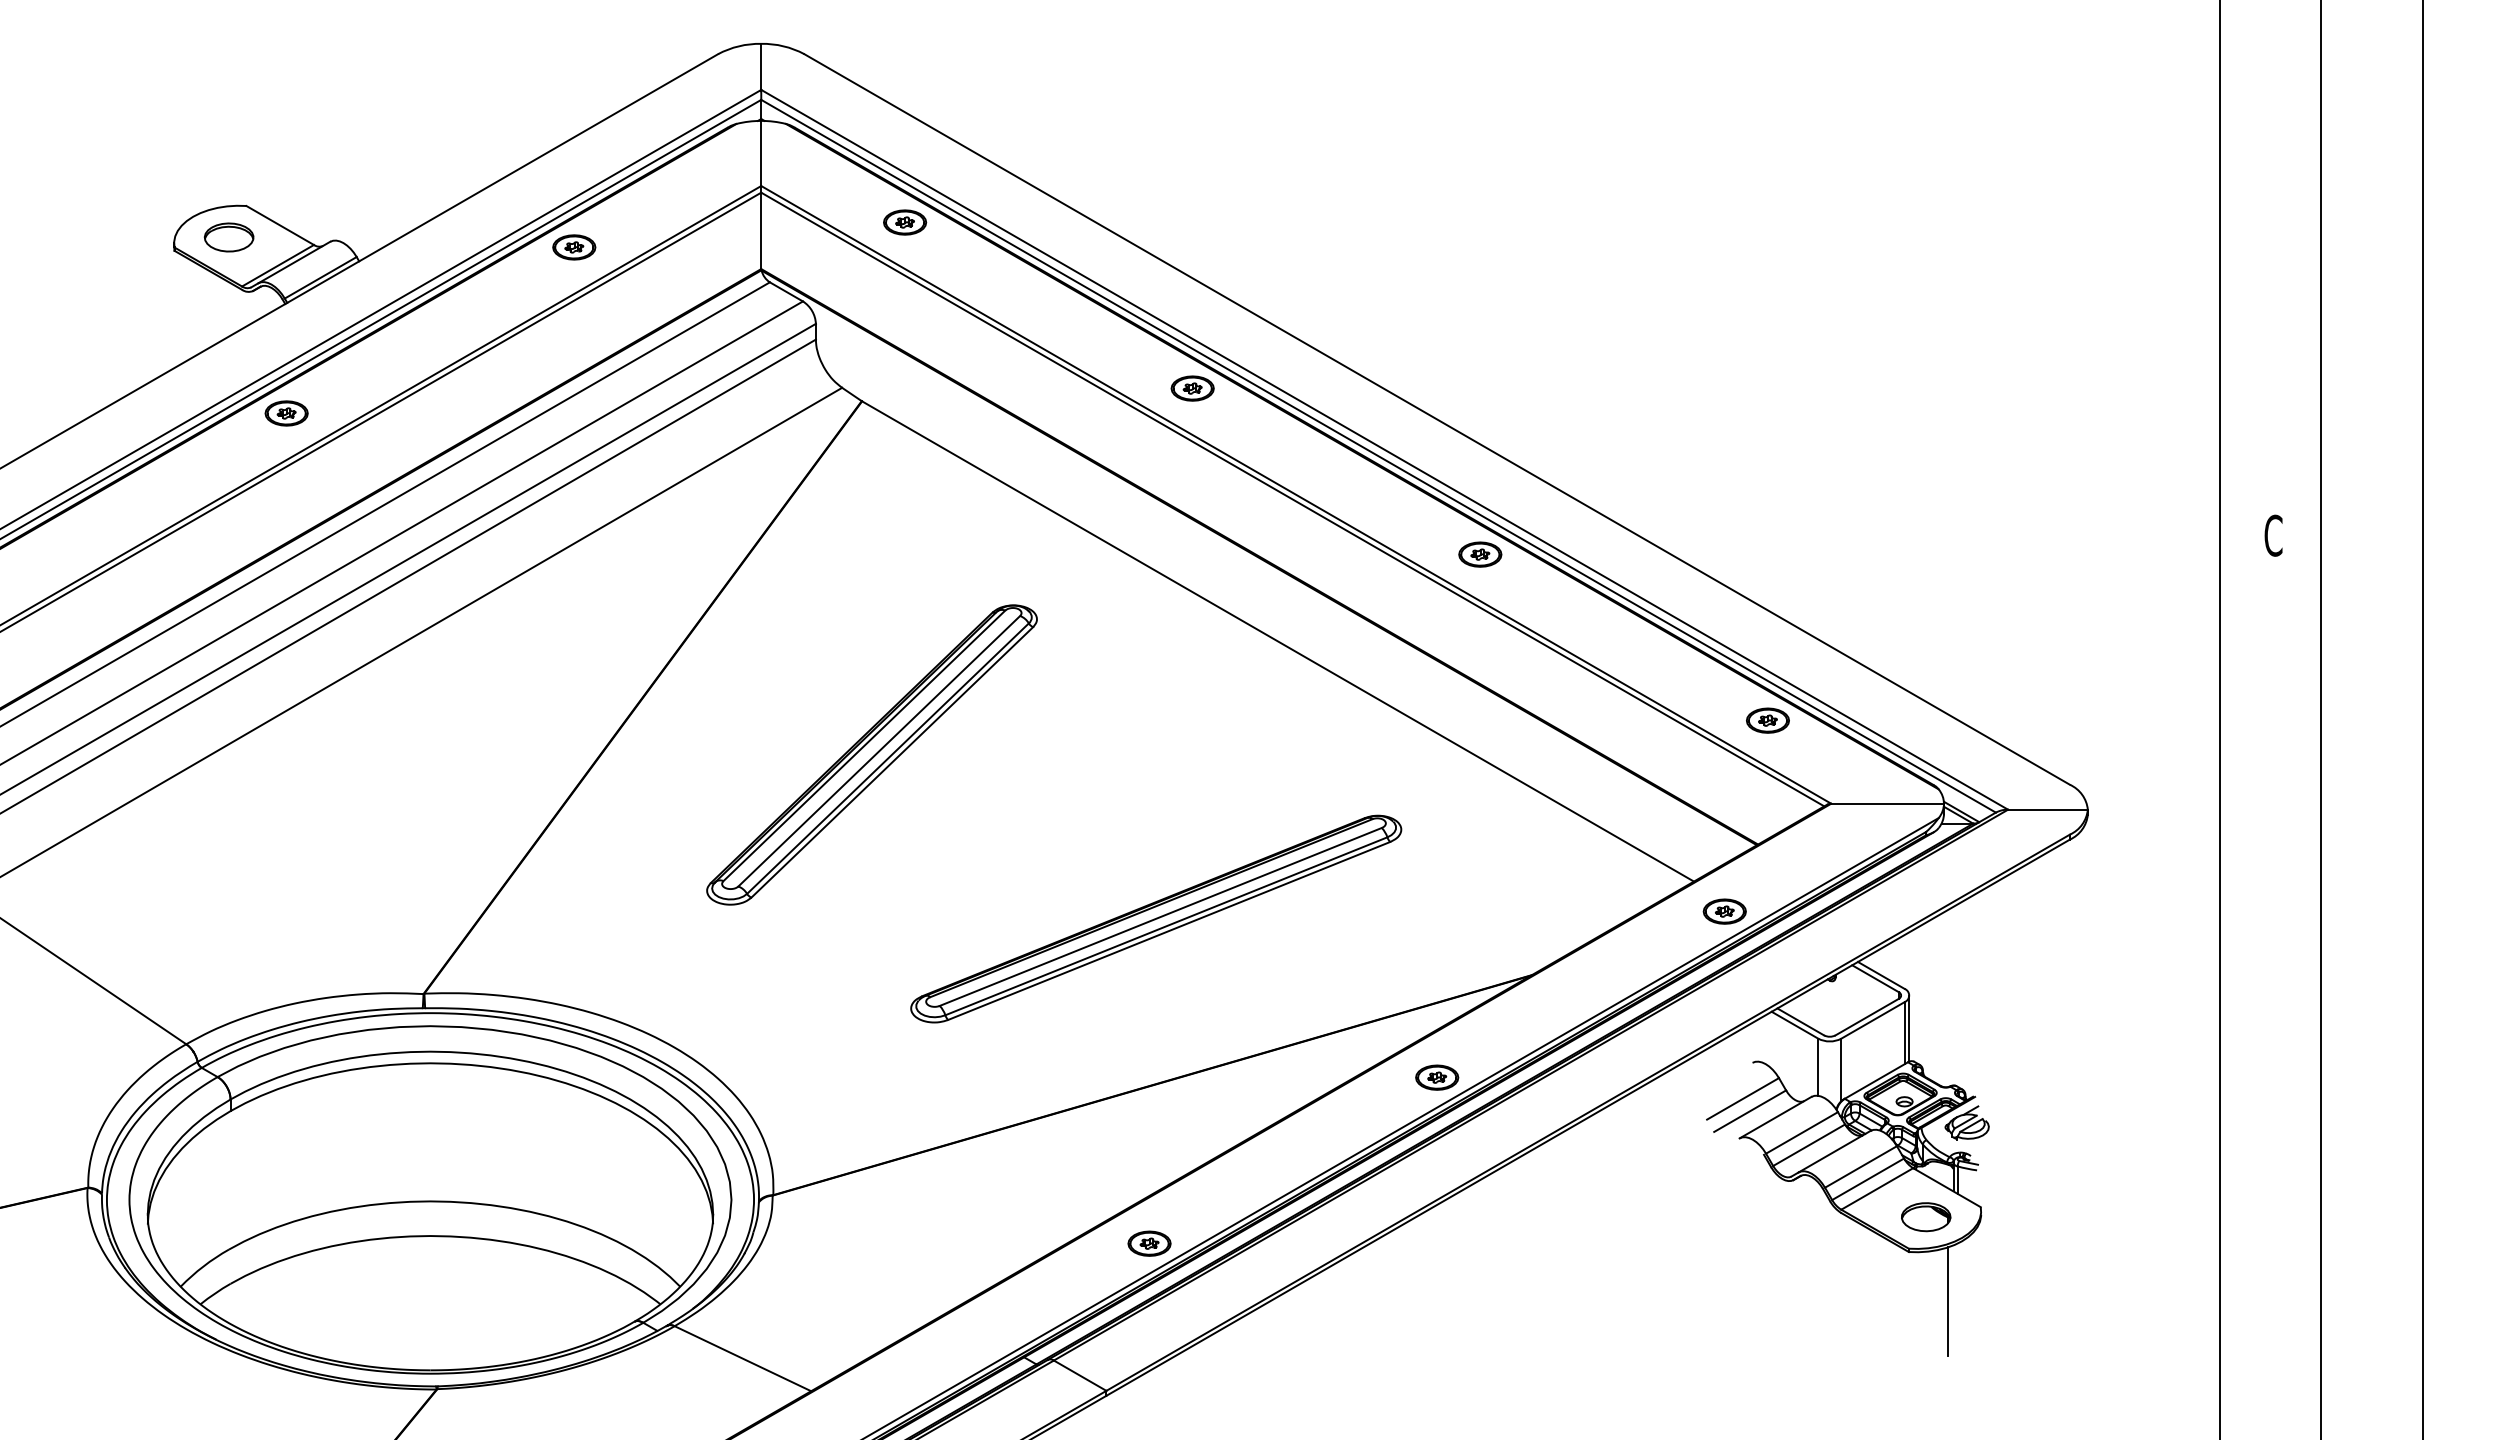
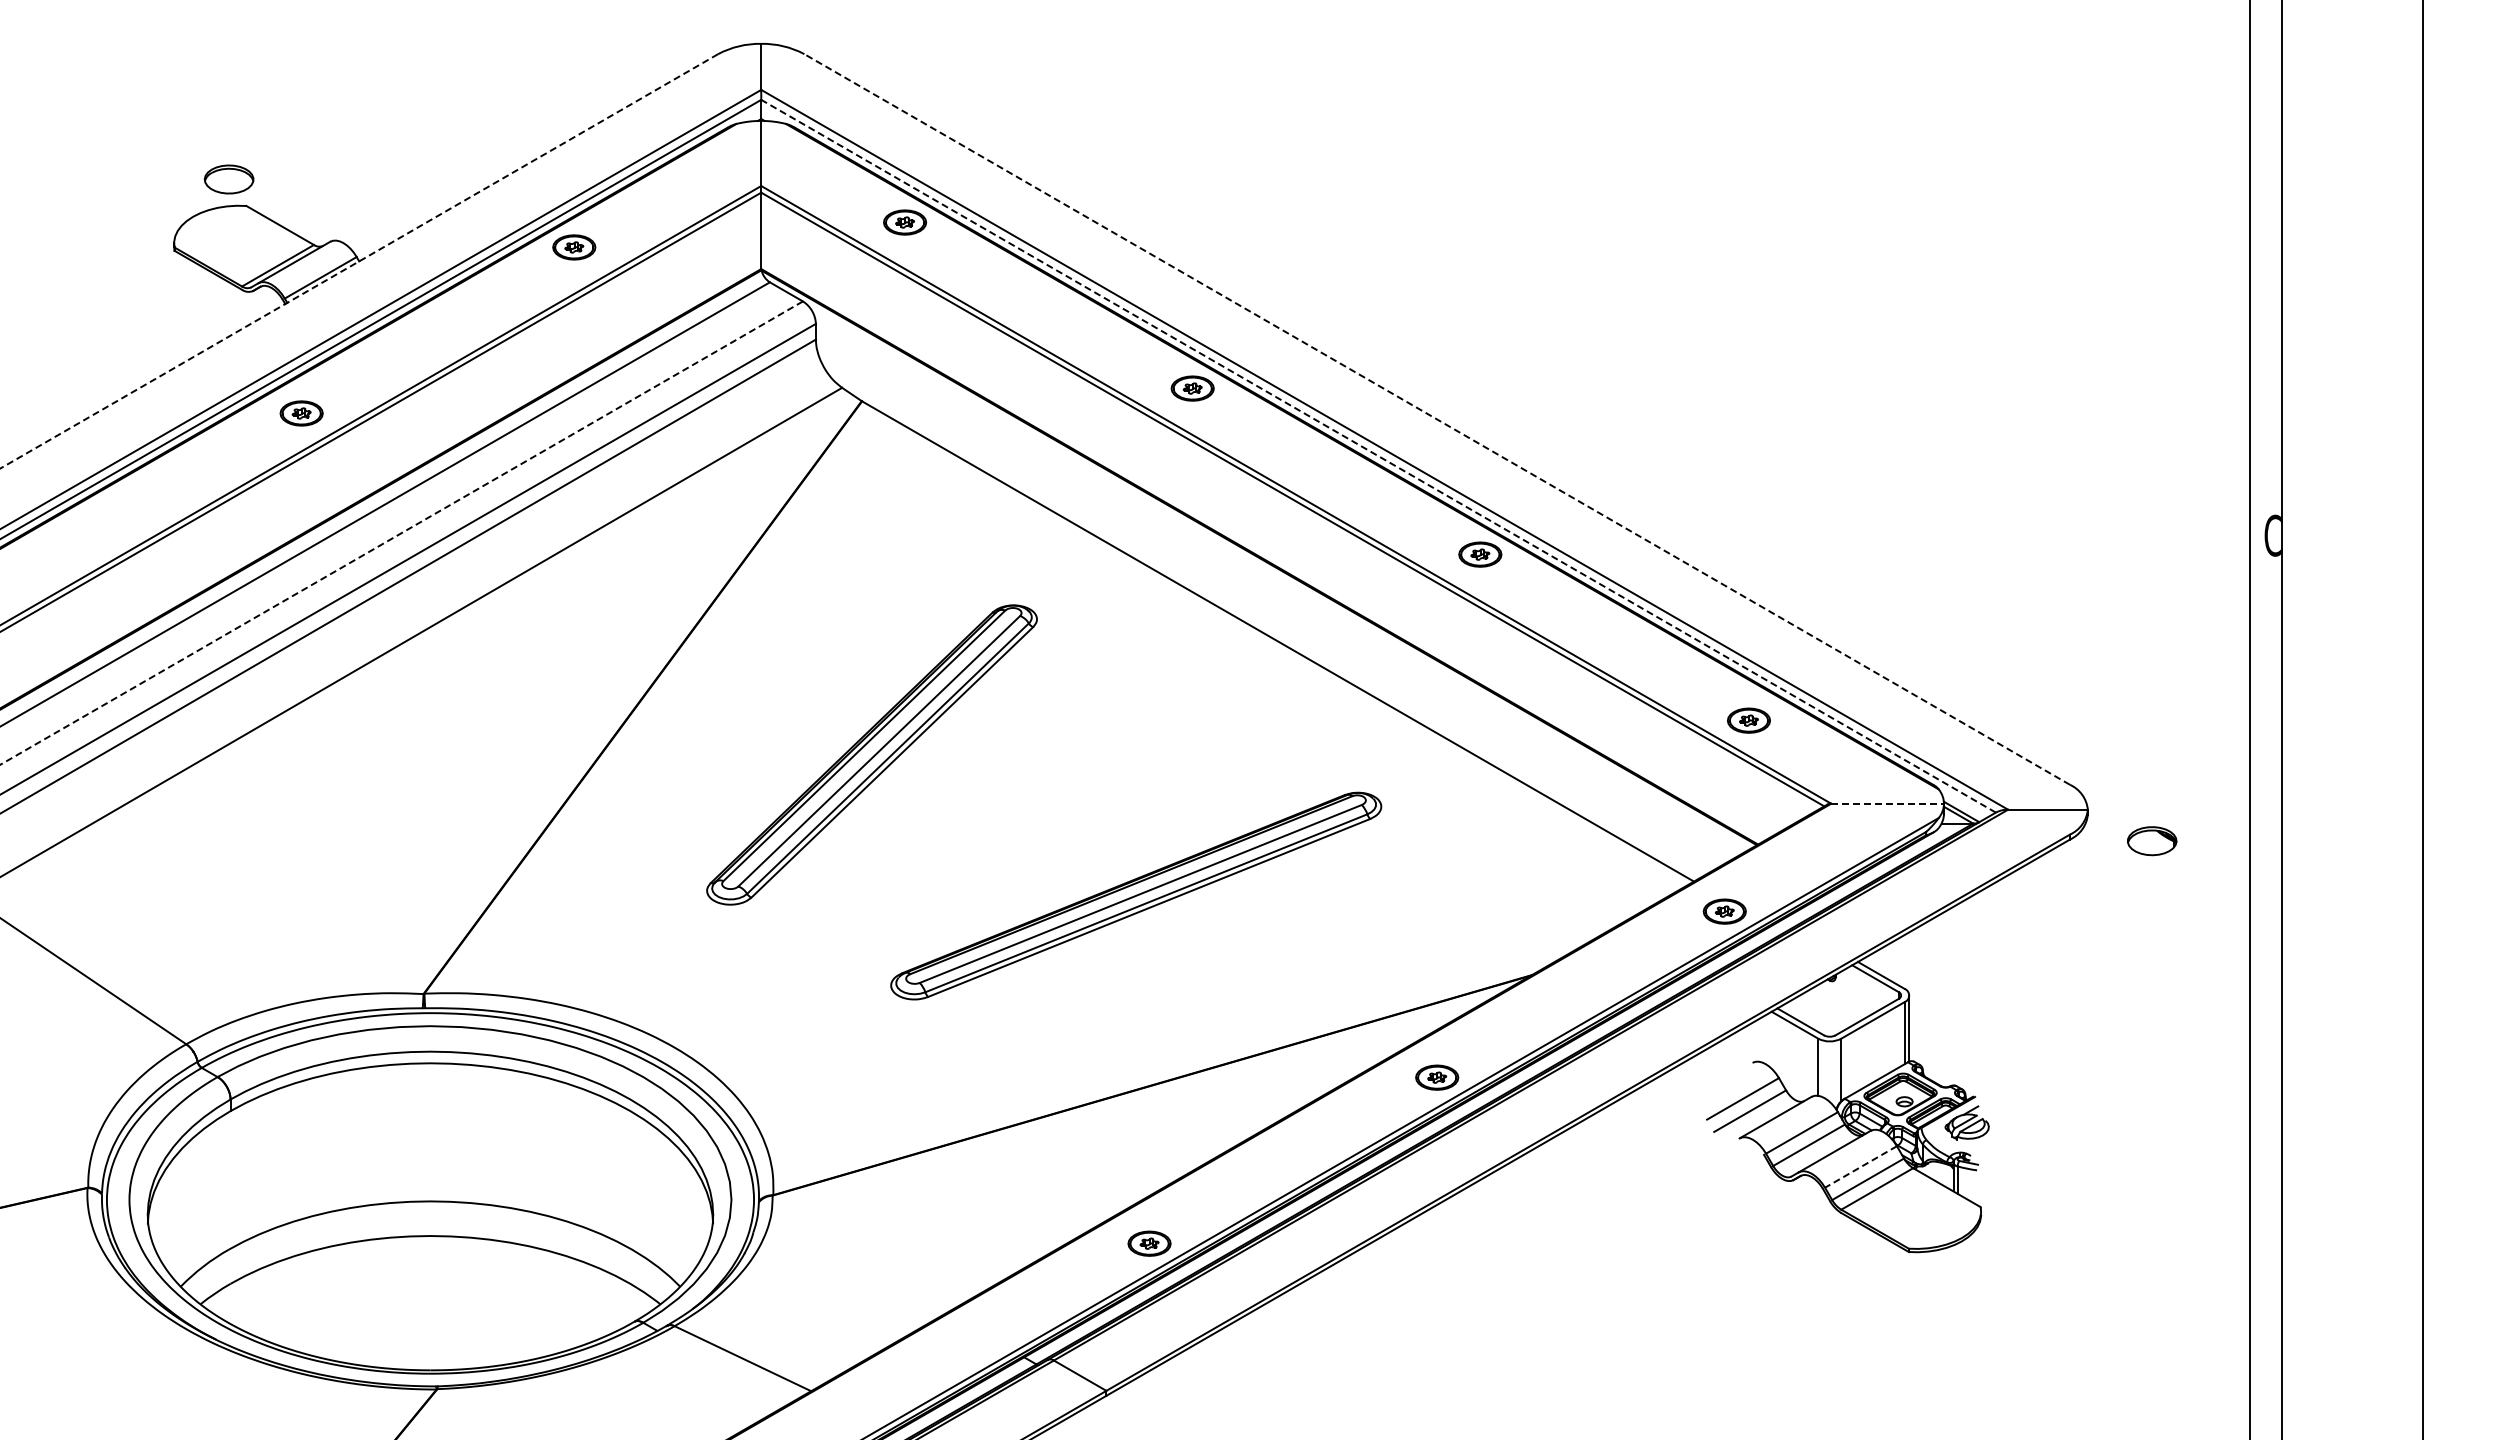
part position: (228, 237) -> (228, 179) (228, 179)
line: solid -> dashed (358, 261)
part position: (286, 413) -> (301, 413) (301, 413)
line: solid -> dashed (1437, 419)
line: solid -> dashed (1378, 456)
line: solid -> dashed (401, 533)
line position: (2219, 719) -> (2249, 719) (2249, 719)
line position: (2321, 719) -> (2282, 719) (2282, 719)
part position: (1767, 720) -> (1748, 720) (1748, 720)
line: solid -> dashed (1888, 803)
part position: (1156, 918) -> (1136, 895) (1136, 895)
line: solid -> dashed (1861, 1166)
part position: (1926, 1217) -> (2152, 841) (2152, 841)
line: present -> none (1948, 1301)
